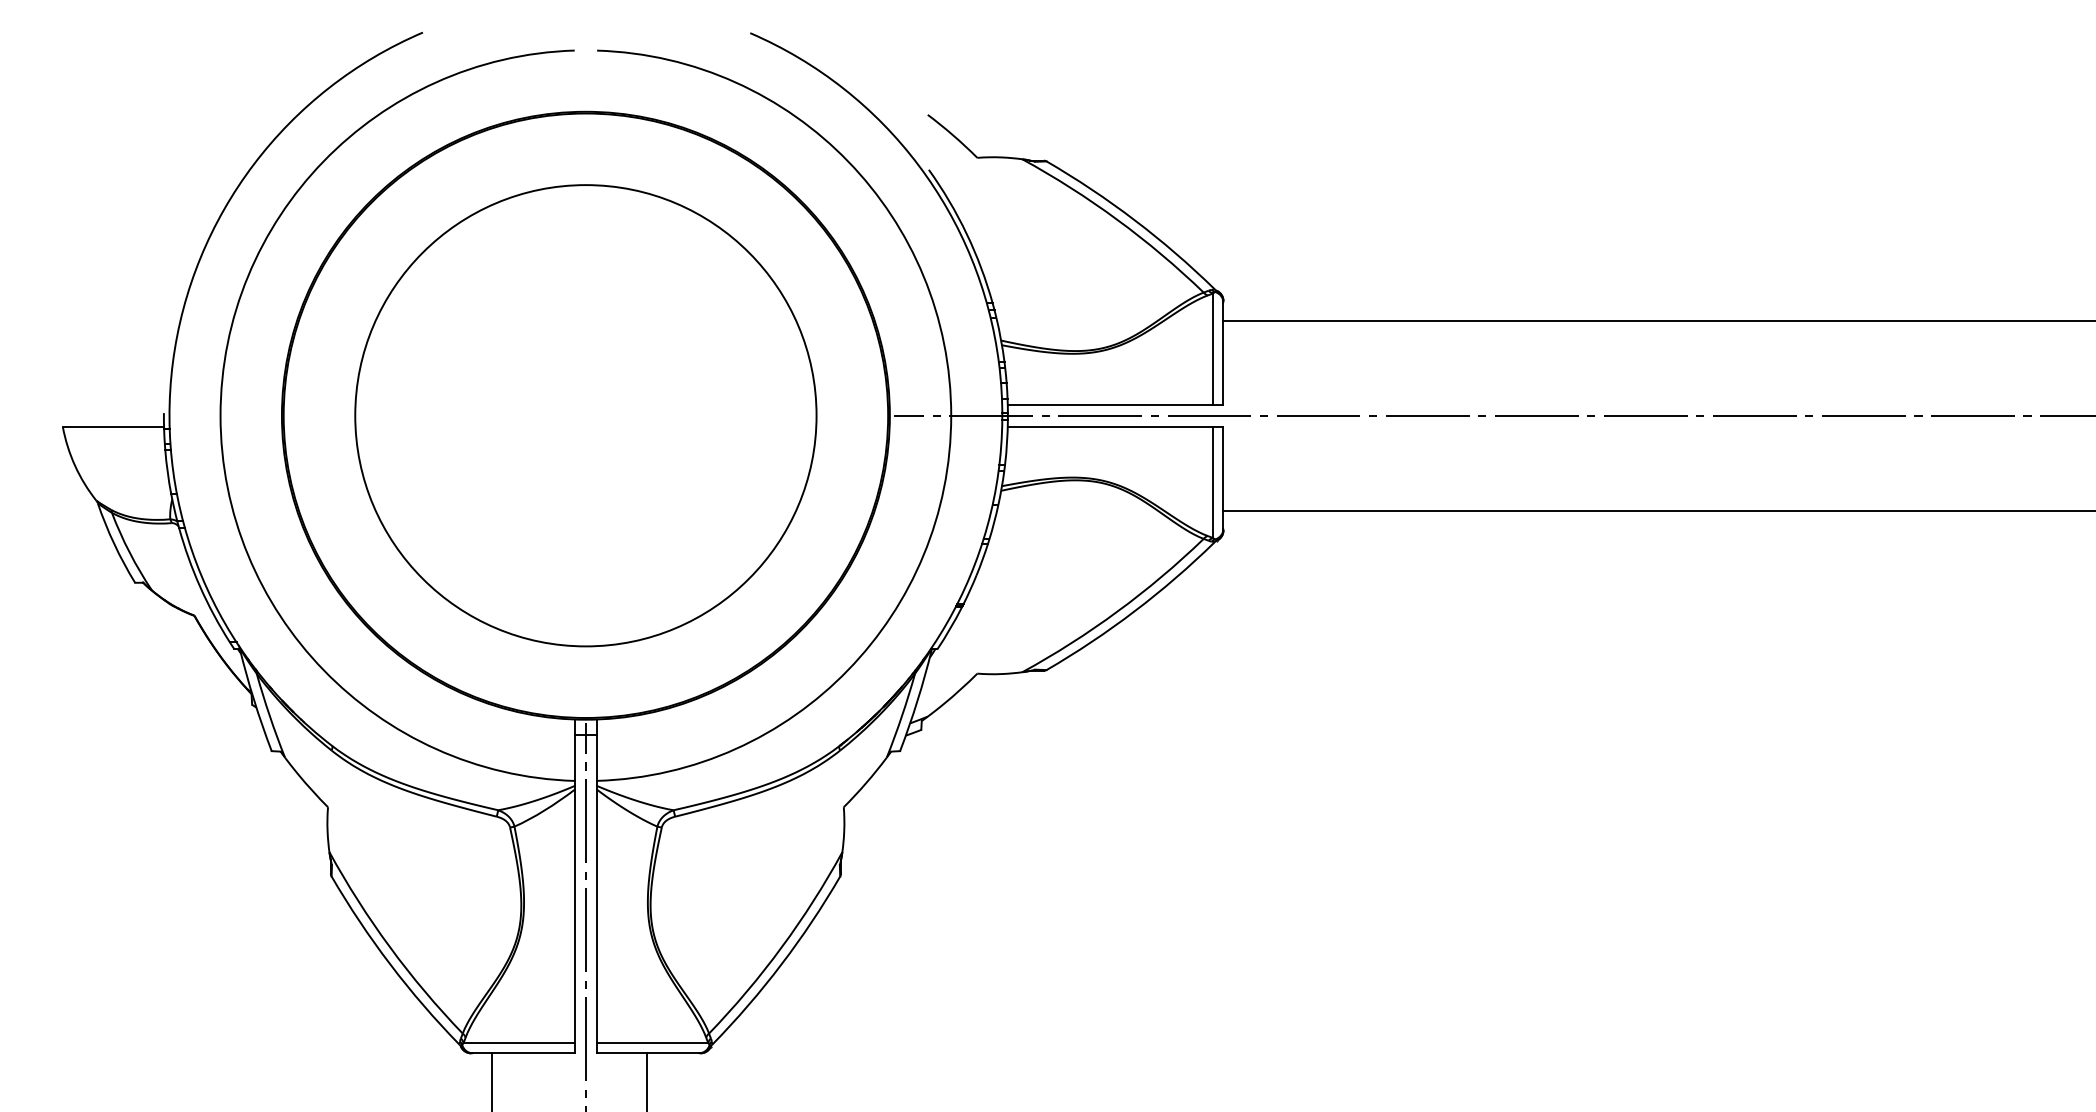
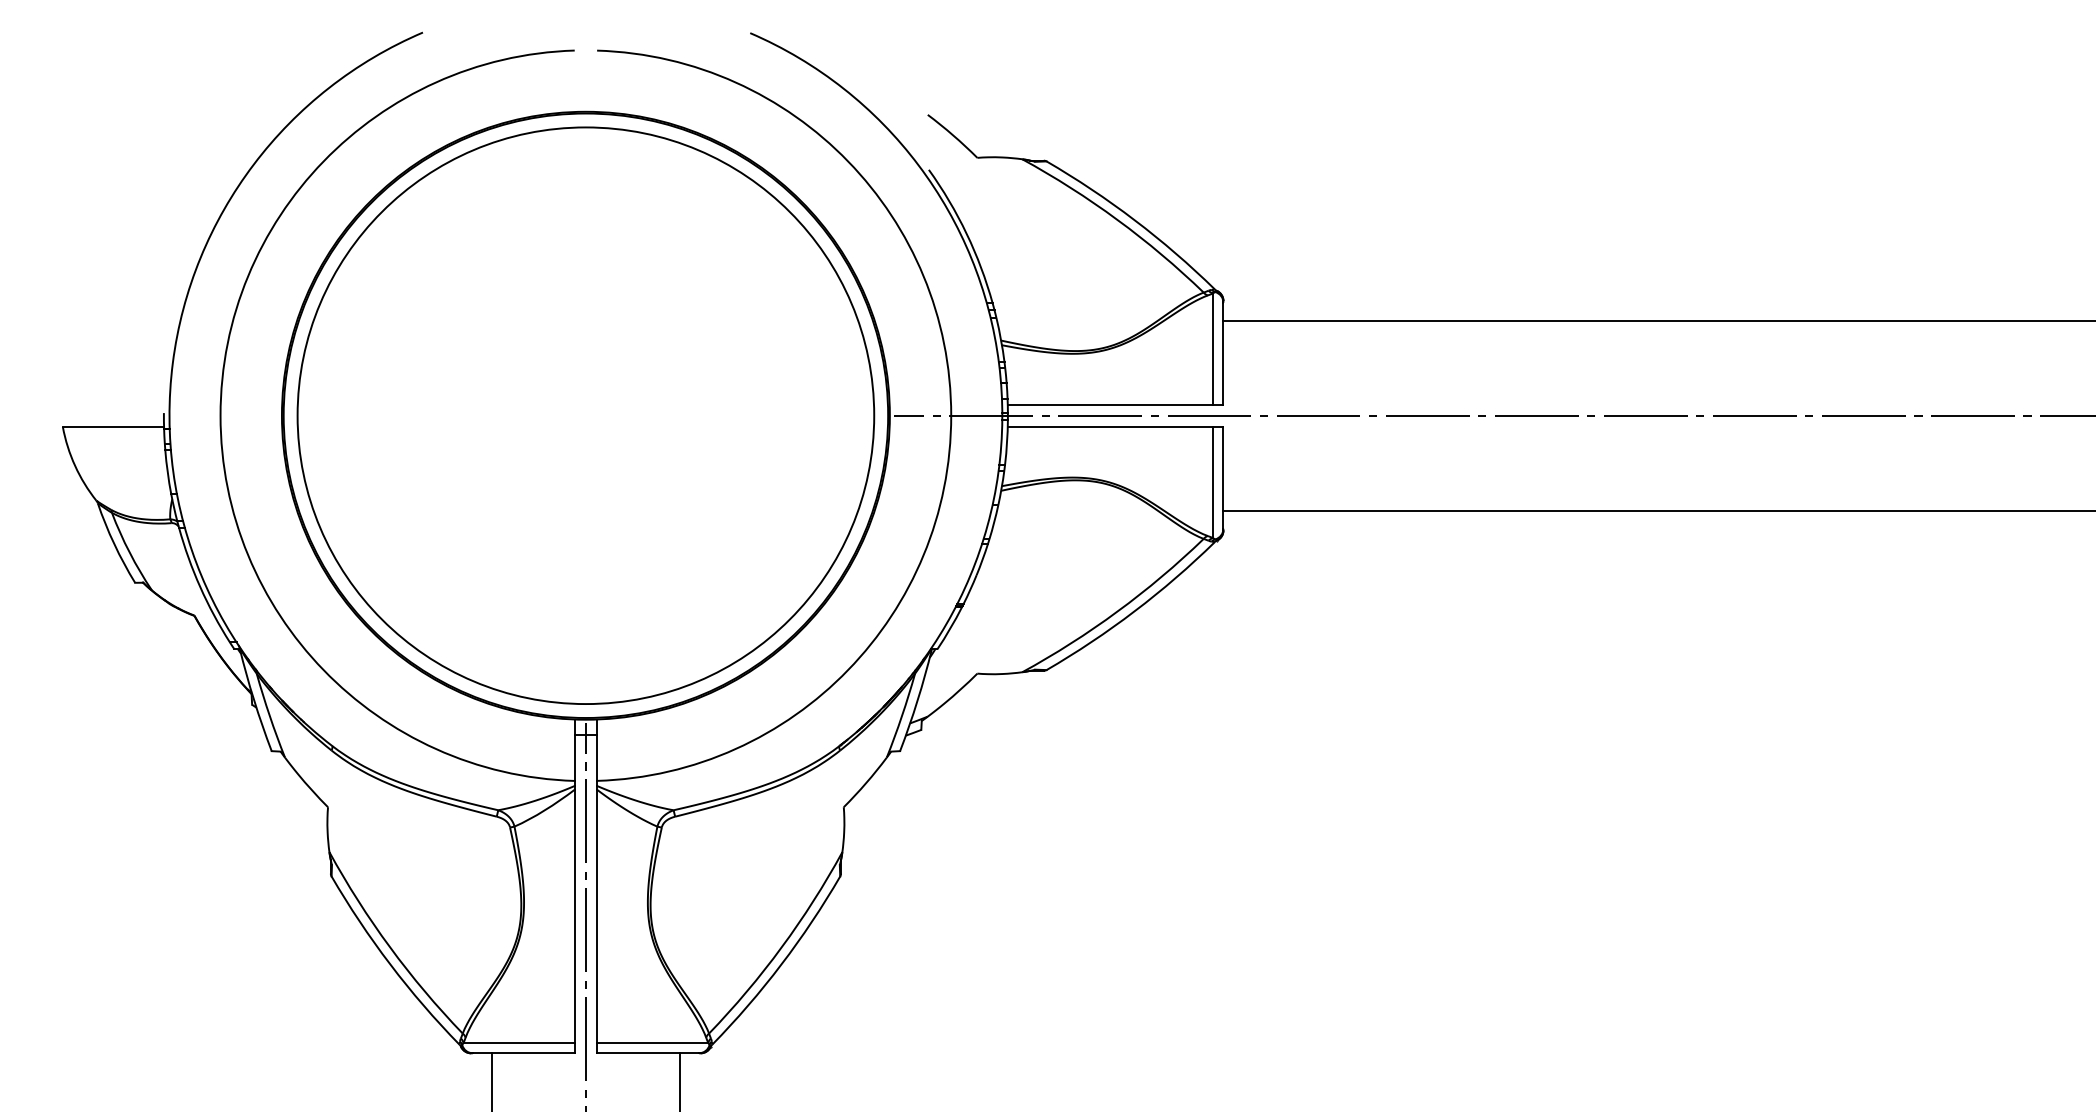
circle diameter: 461 px -> 577 px (585, 415)
line position: (646, 1080) -> (679, 1080) (679, 1080)
